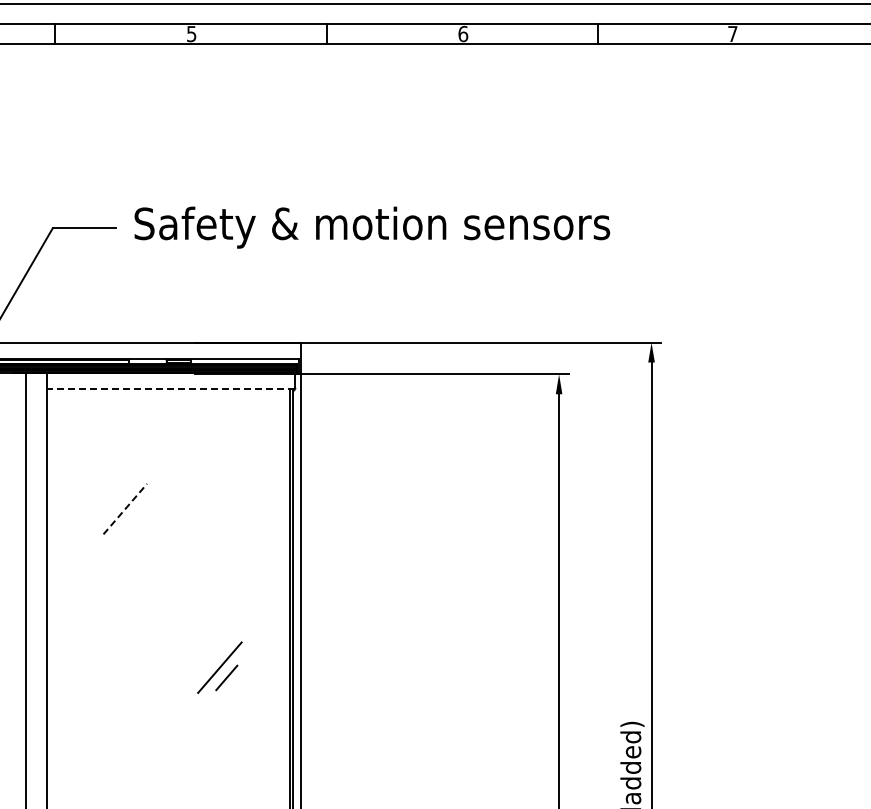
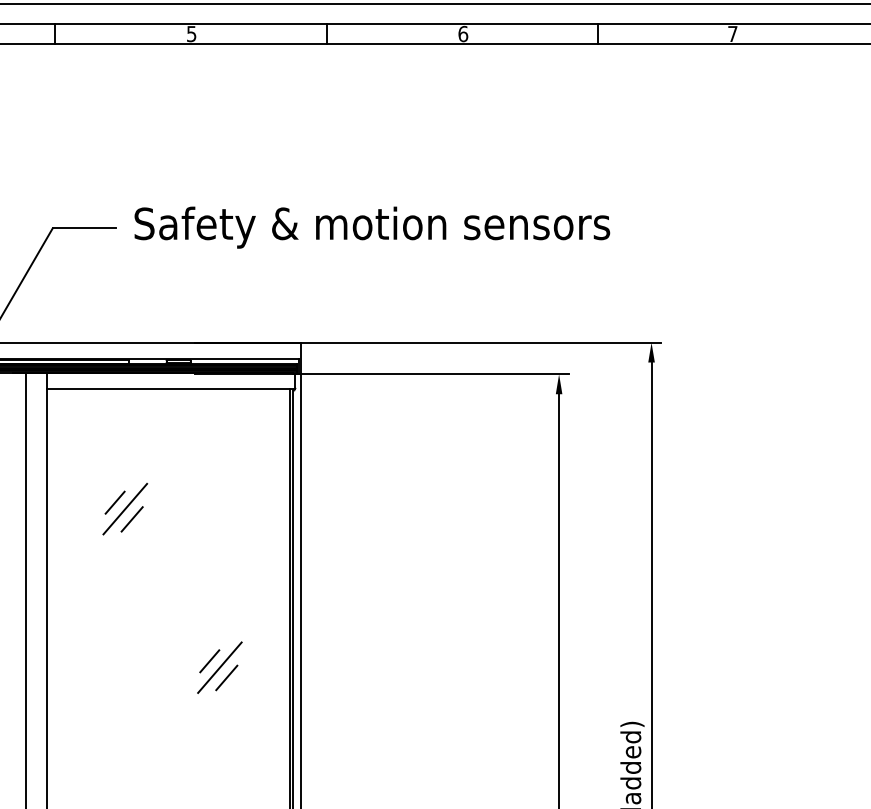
line: dashed -> solid (171, 389)
line: none -> present (114, 502)
line: dashed -> solid (125, 508)
line: none -> present (131, 519)
line: none -> present (209, 661)
